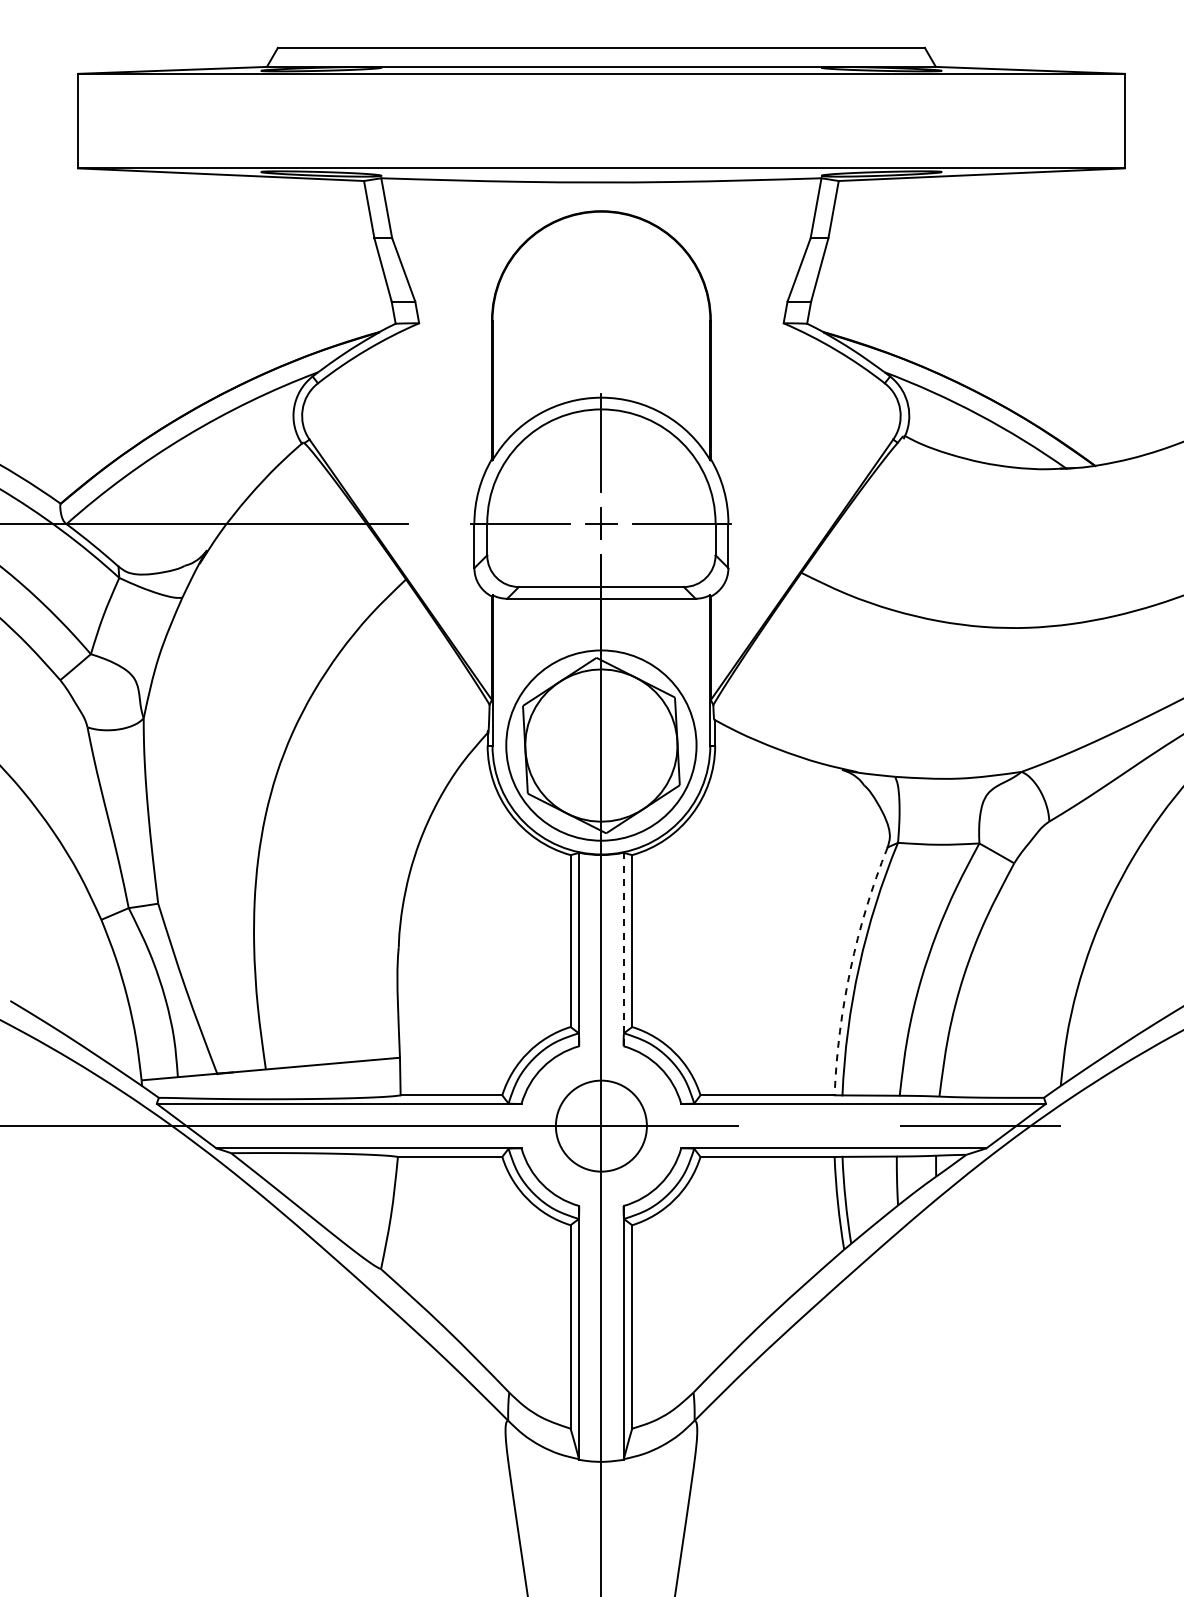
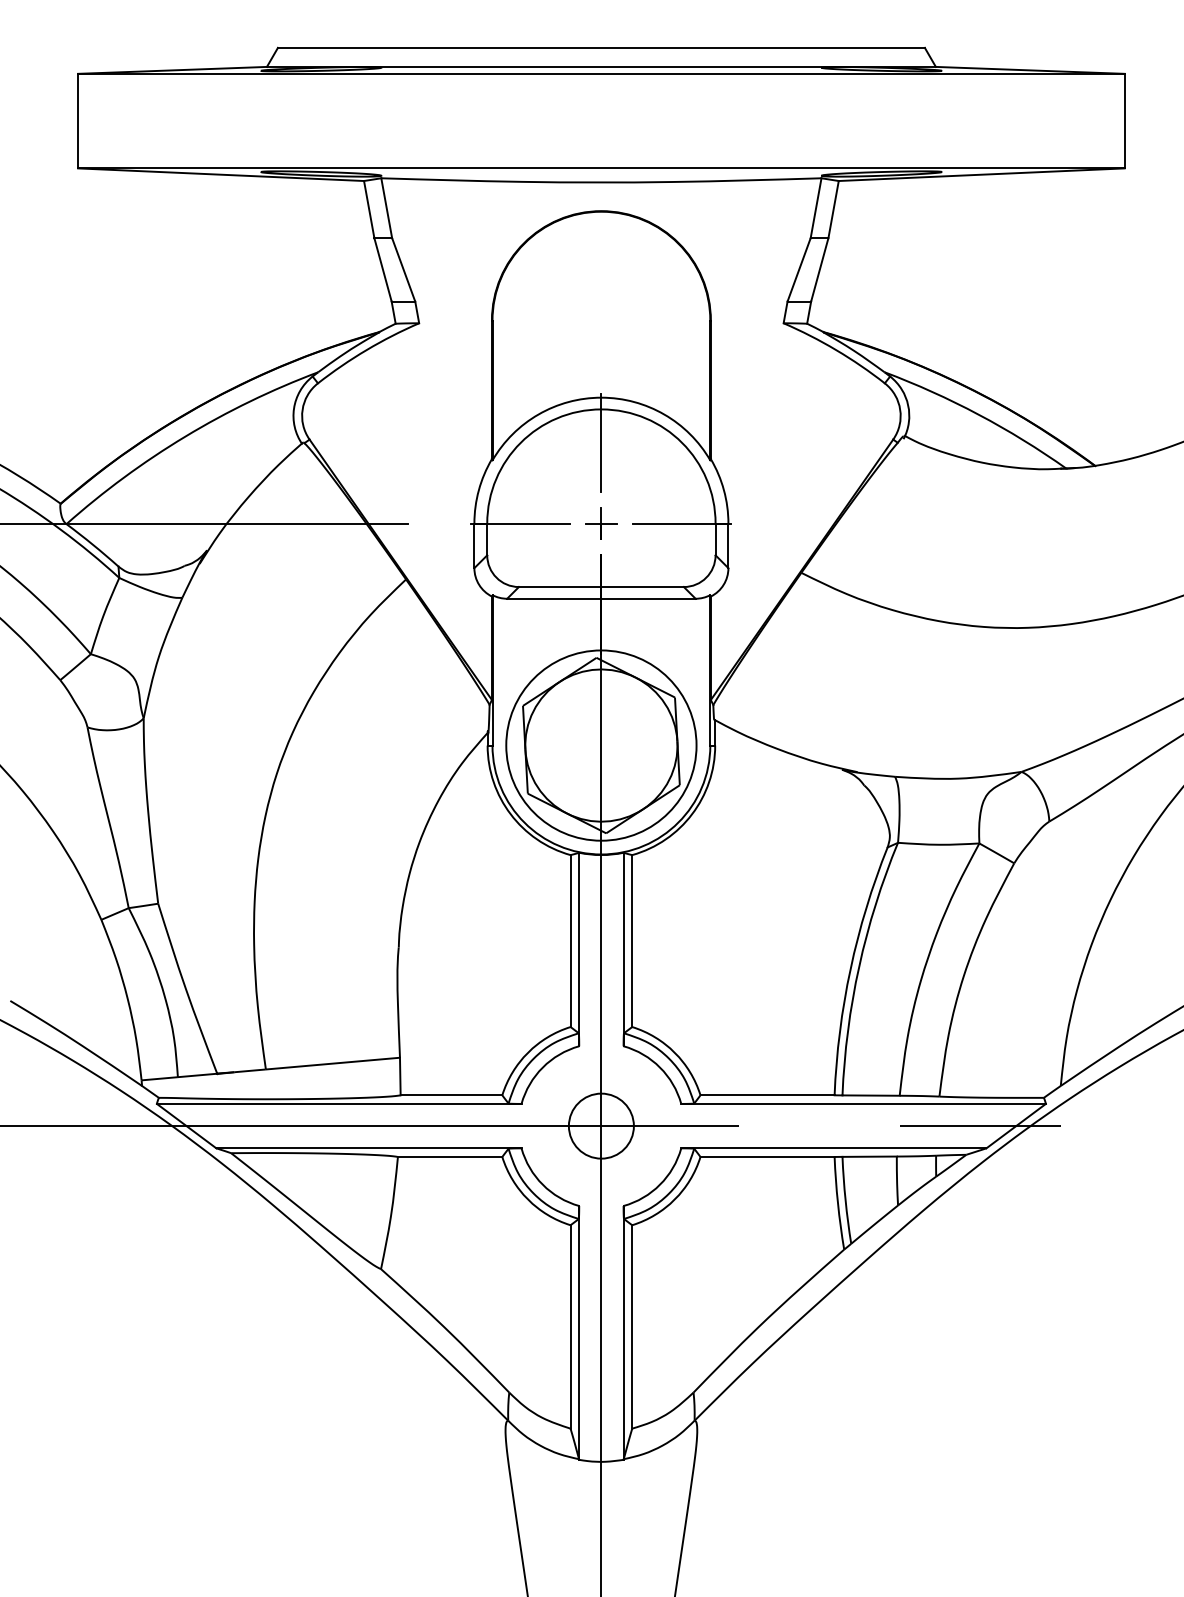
line: dashed -> solid (623, 949)
arc: dashed -> solid (850, 969)
circle diameter: 91 px -> 65 px (600, 1125)
